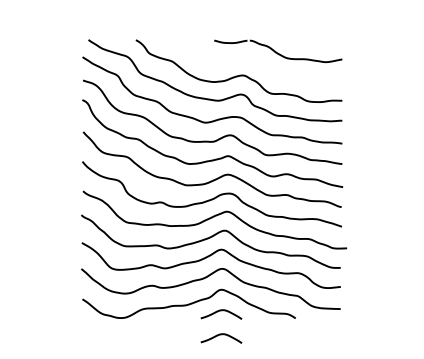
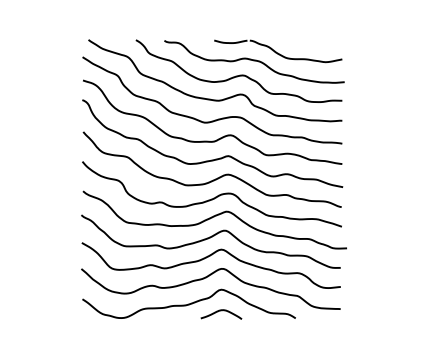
curve: none -> present (254, 61)
curve: present -> none (221, 335)
